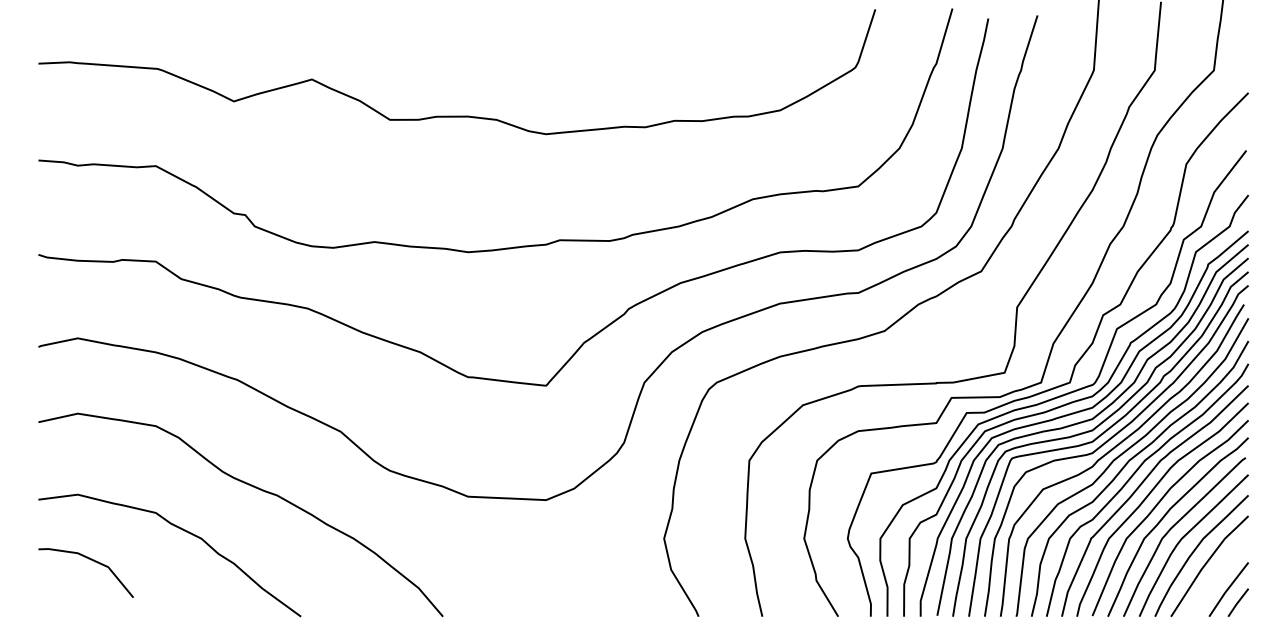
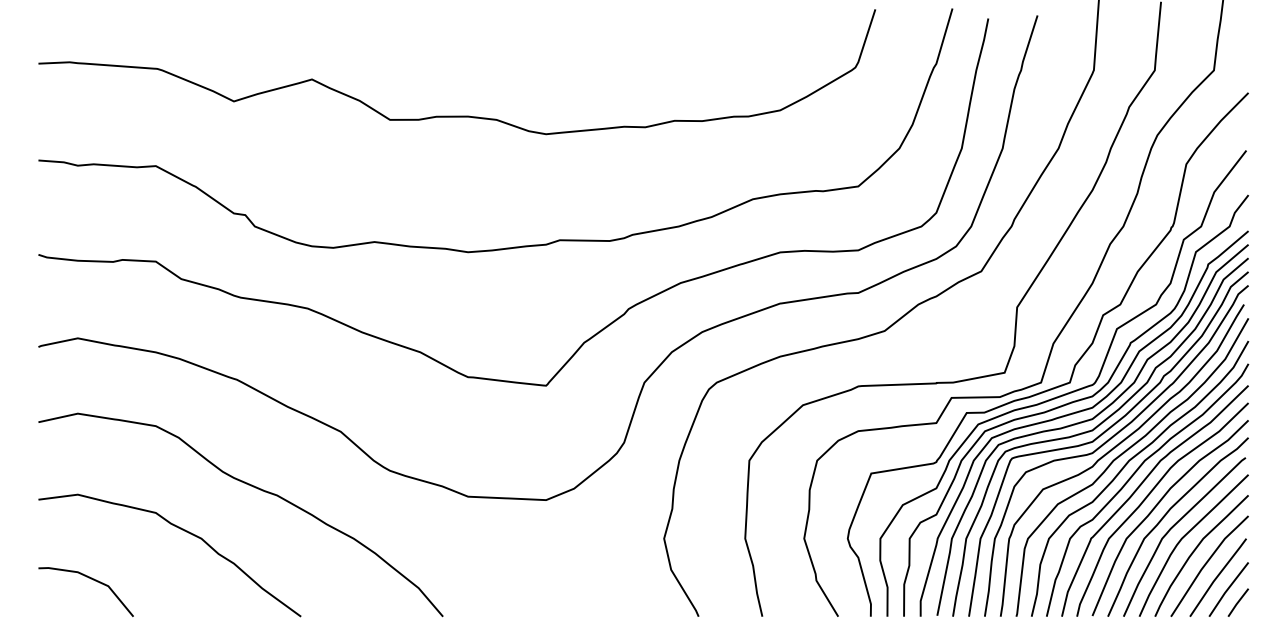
line position: (88, 559) -> (88, 578) (88, 578)
line: none -> present (1217, 577)
